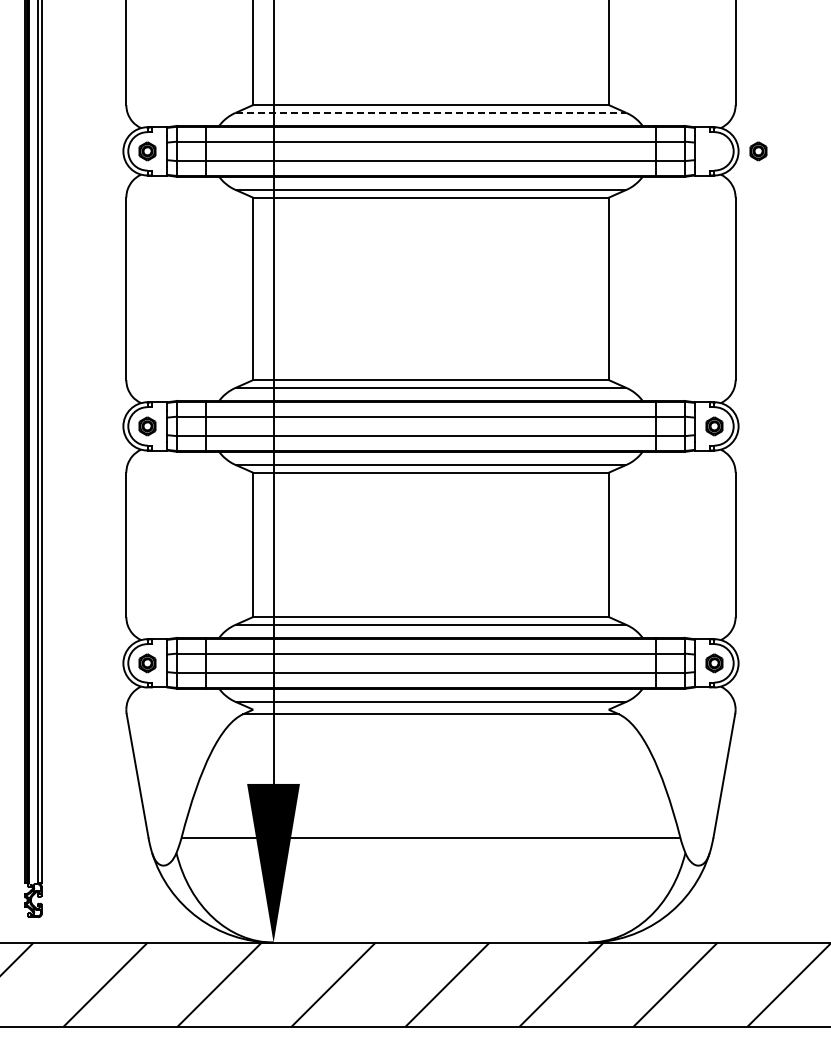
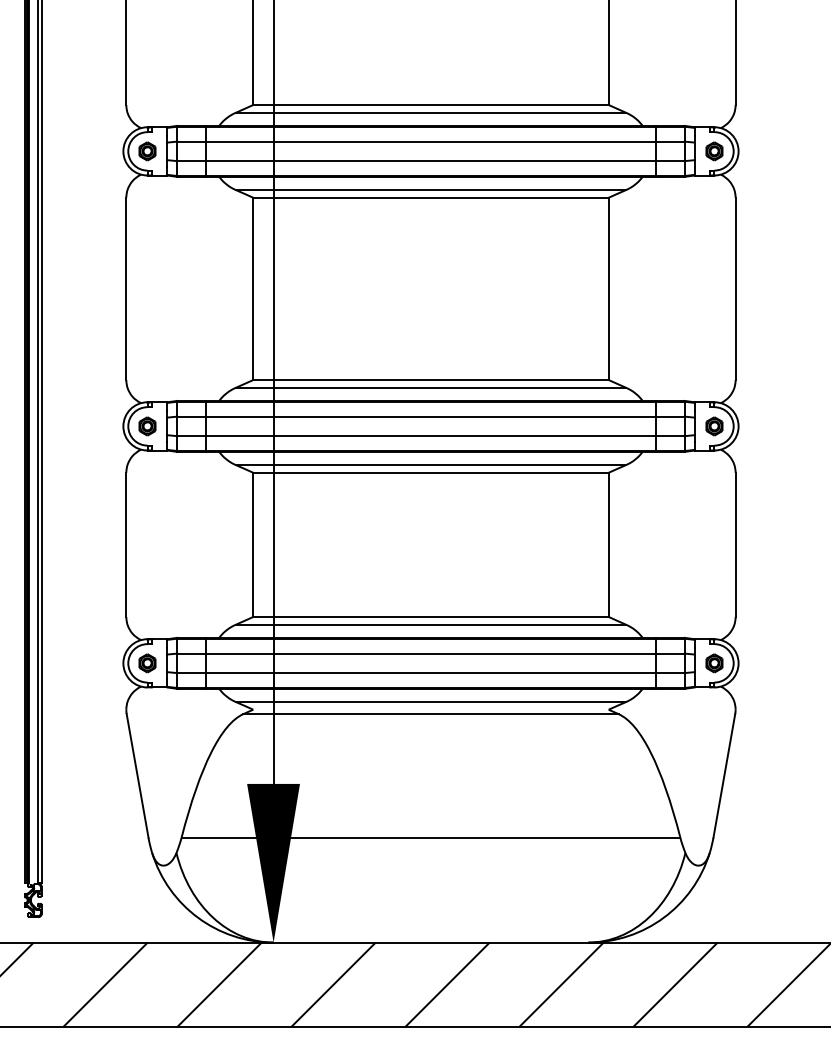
line: dashed -> solid (431, 112)
part position: (758, 151) -> (714, 151) (714, 151)
